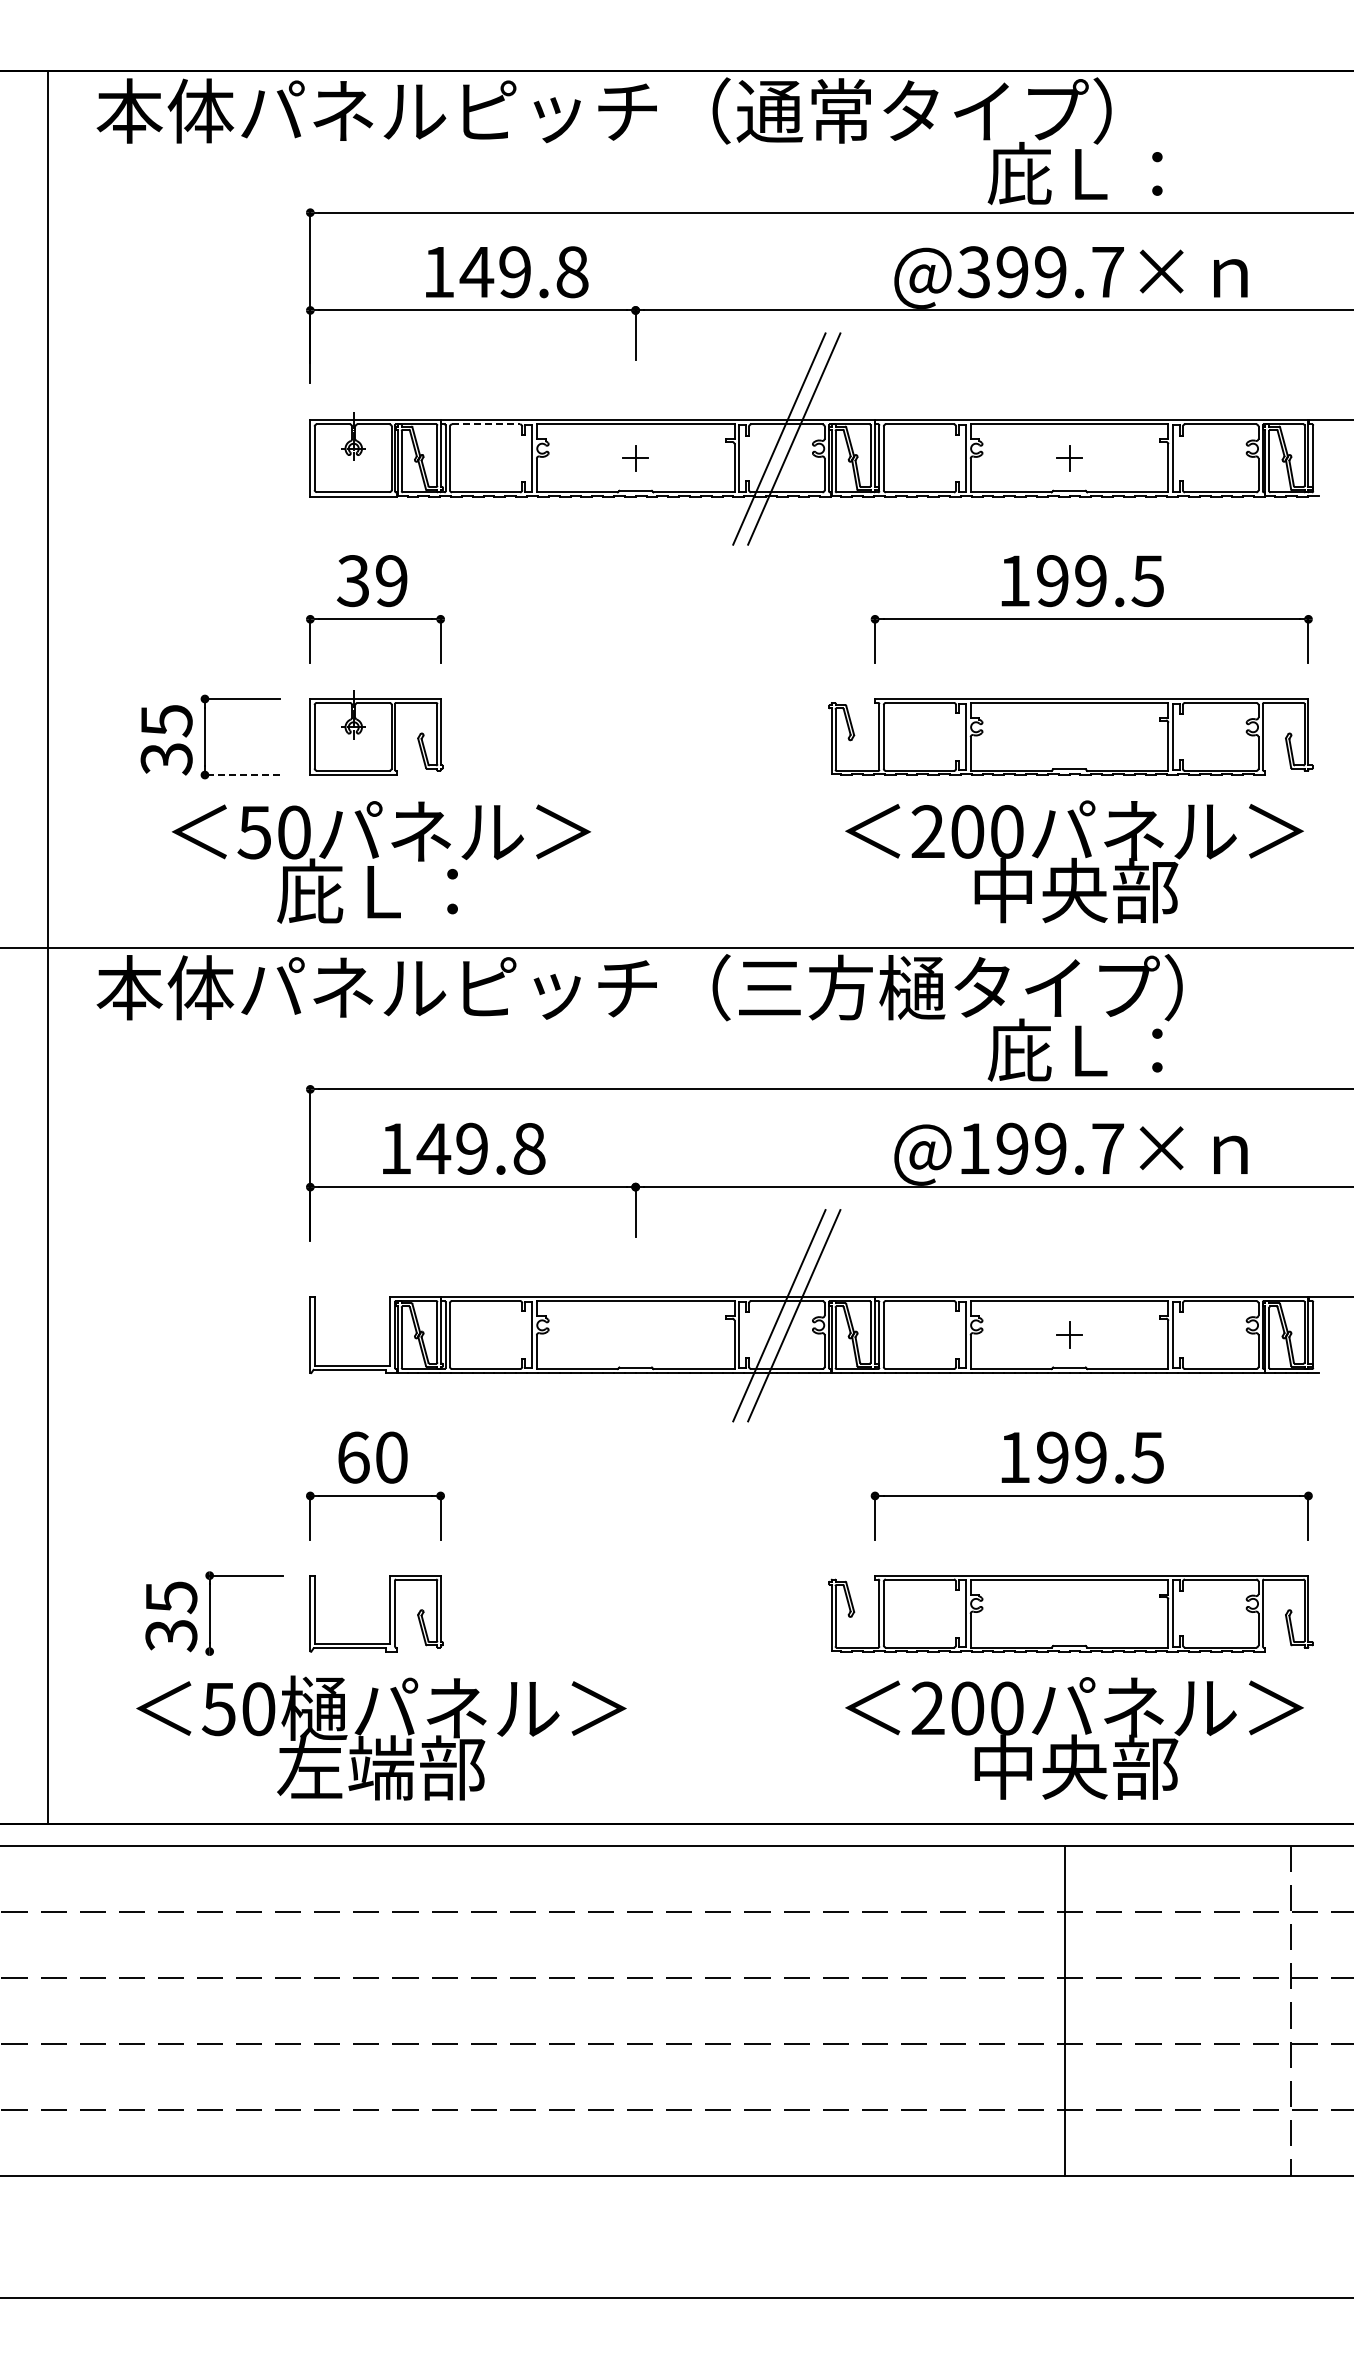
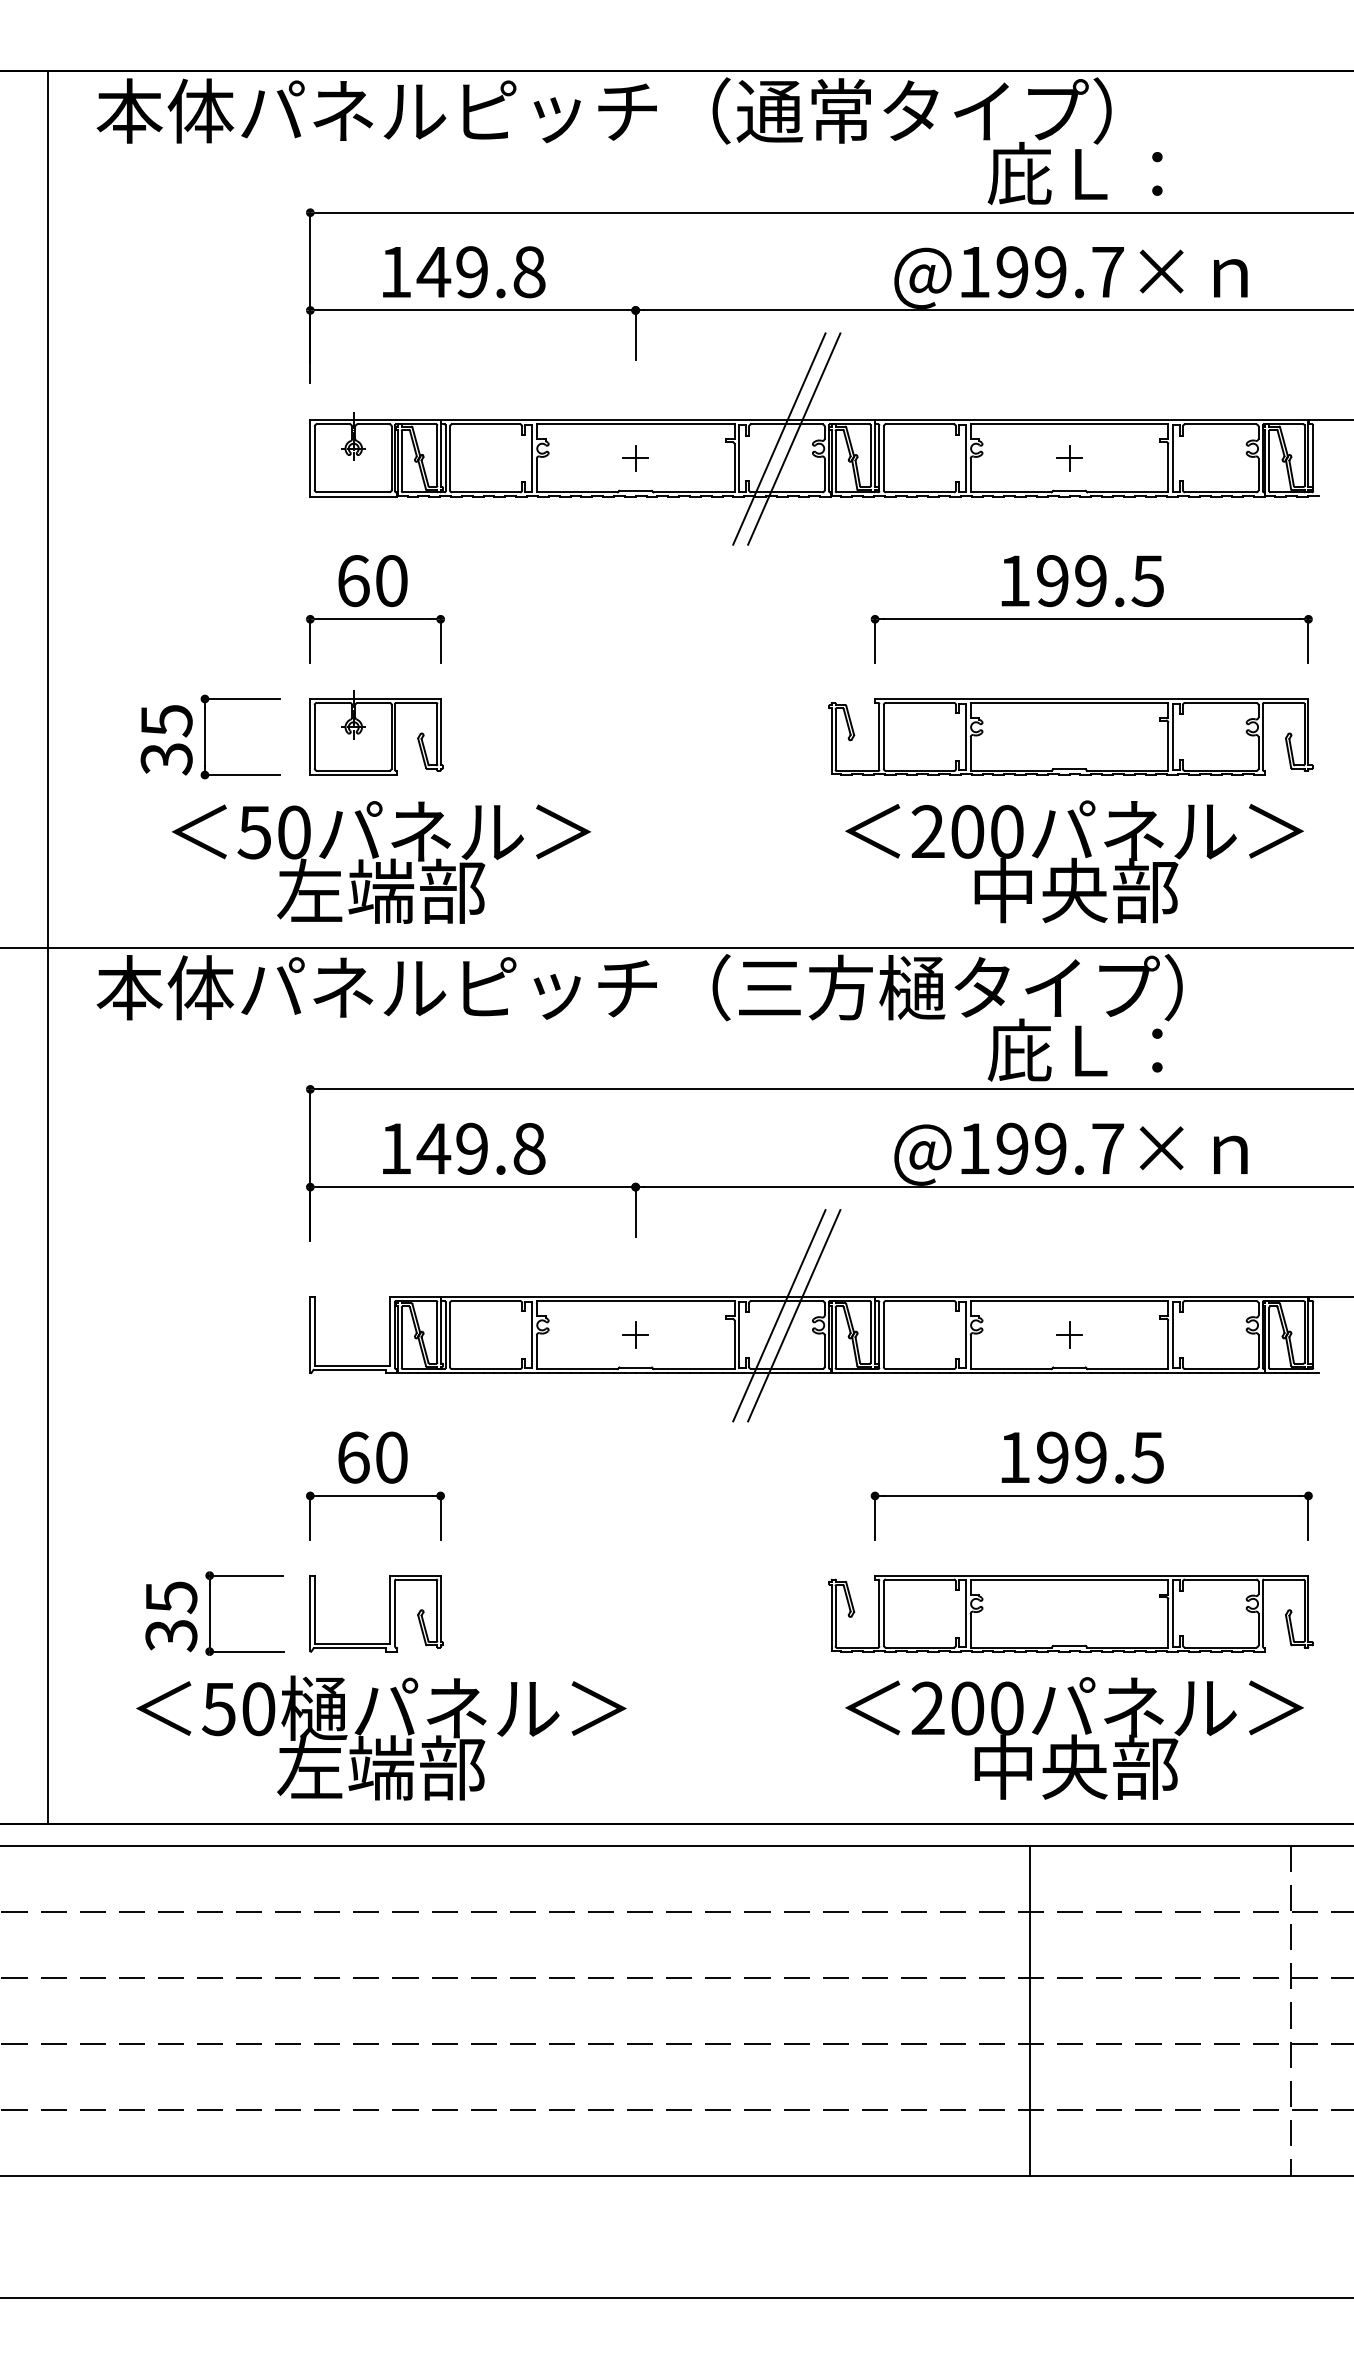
text position: (507, 272) -> (464, 272) (464, 272)
text: @399.7× -> @199.7× (973, 272)
line: dashed -> solid (486, 424)
text: 39 -> 60 (372, 581)
line: dashed -> solid (241, 775)
text: 庇Ｌ： -> 左端部 (381, 890)
part: none -> present (635, 1334)
line: none -> present (246, 1651)
line position: (1065, 2011) -> (1030, 2011) (1030, 2011)
